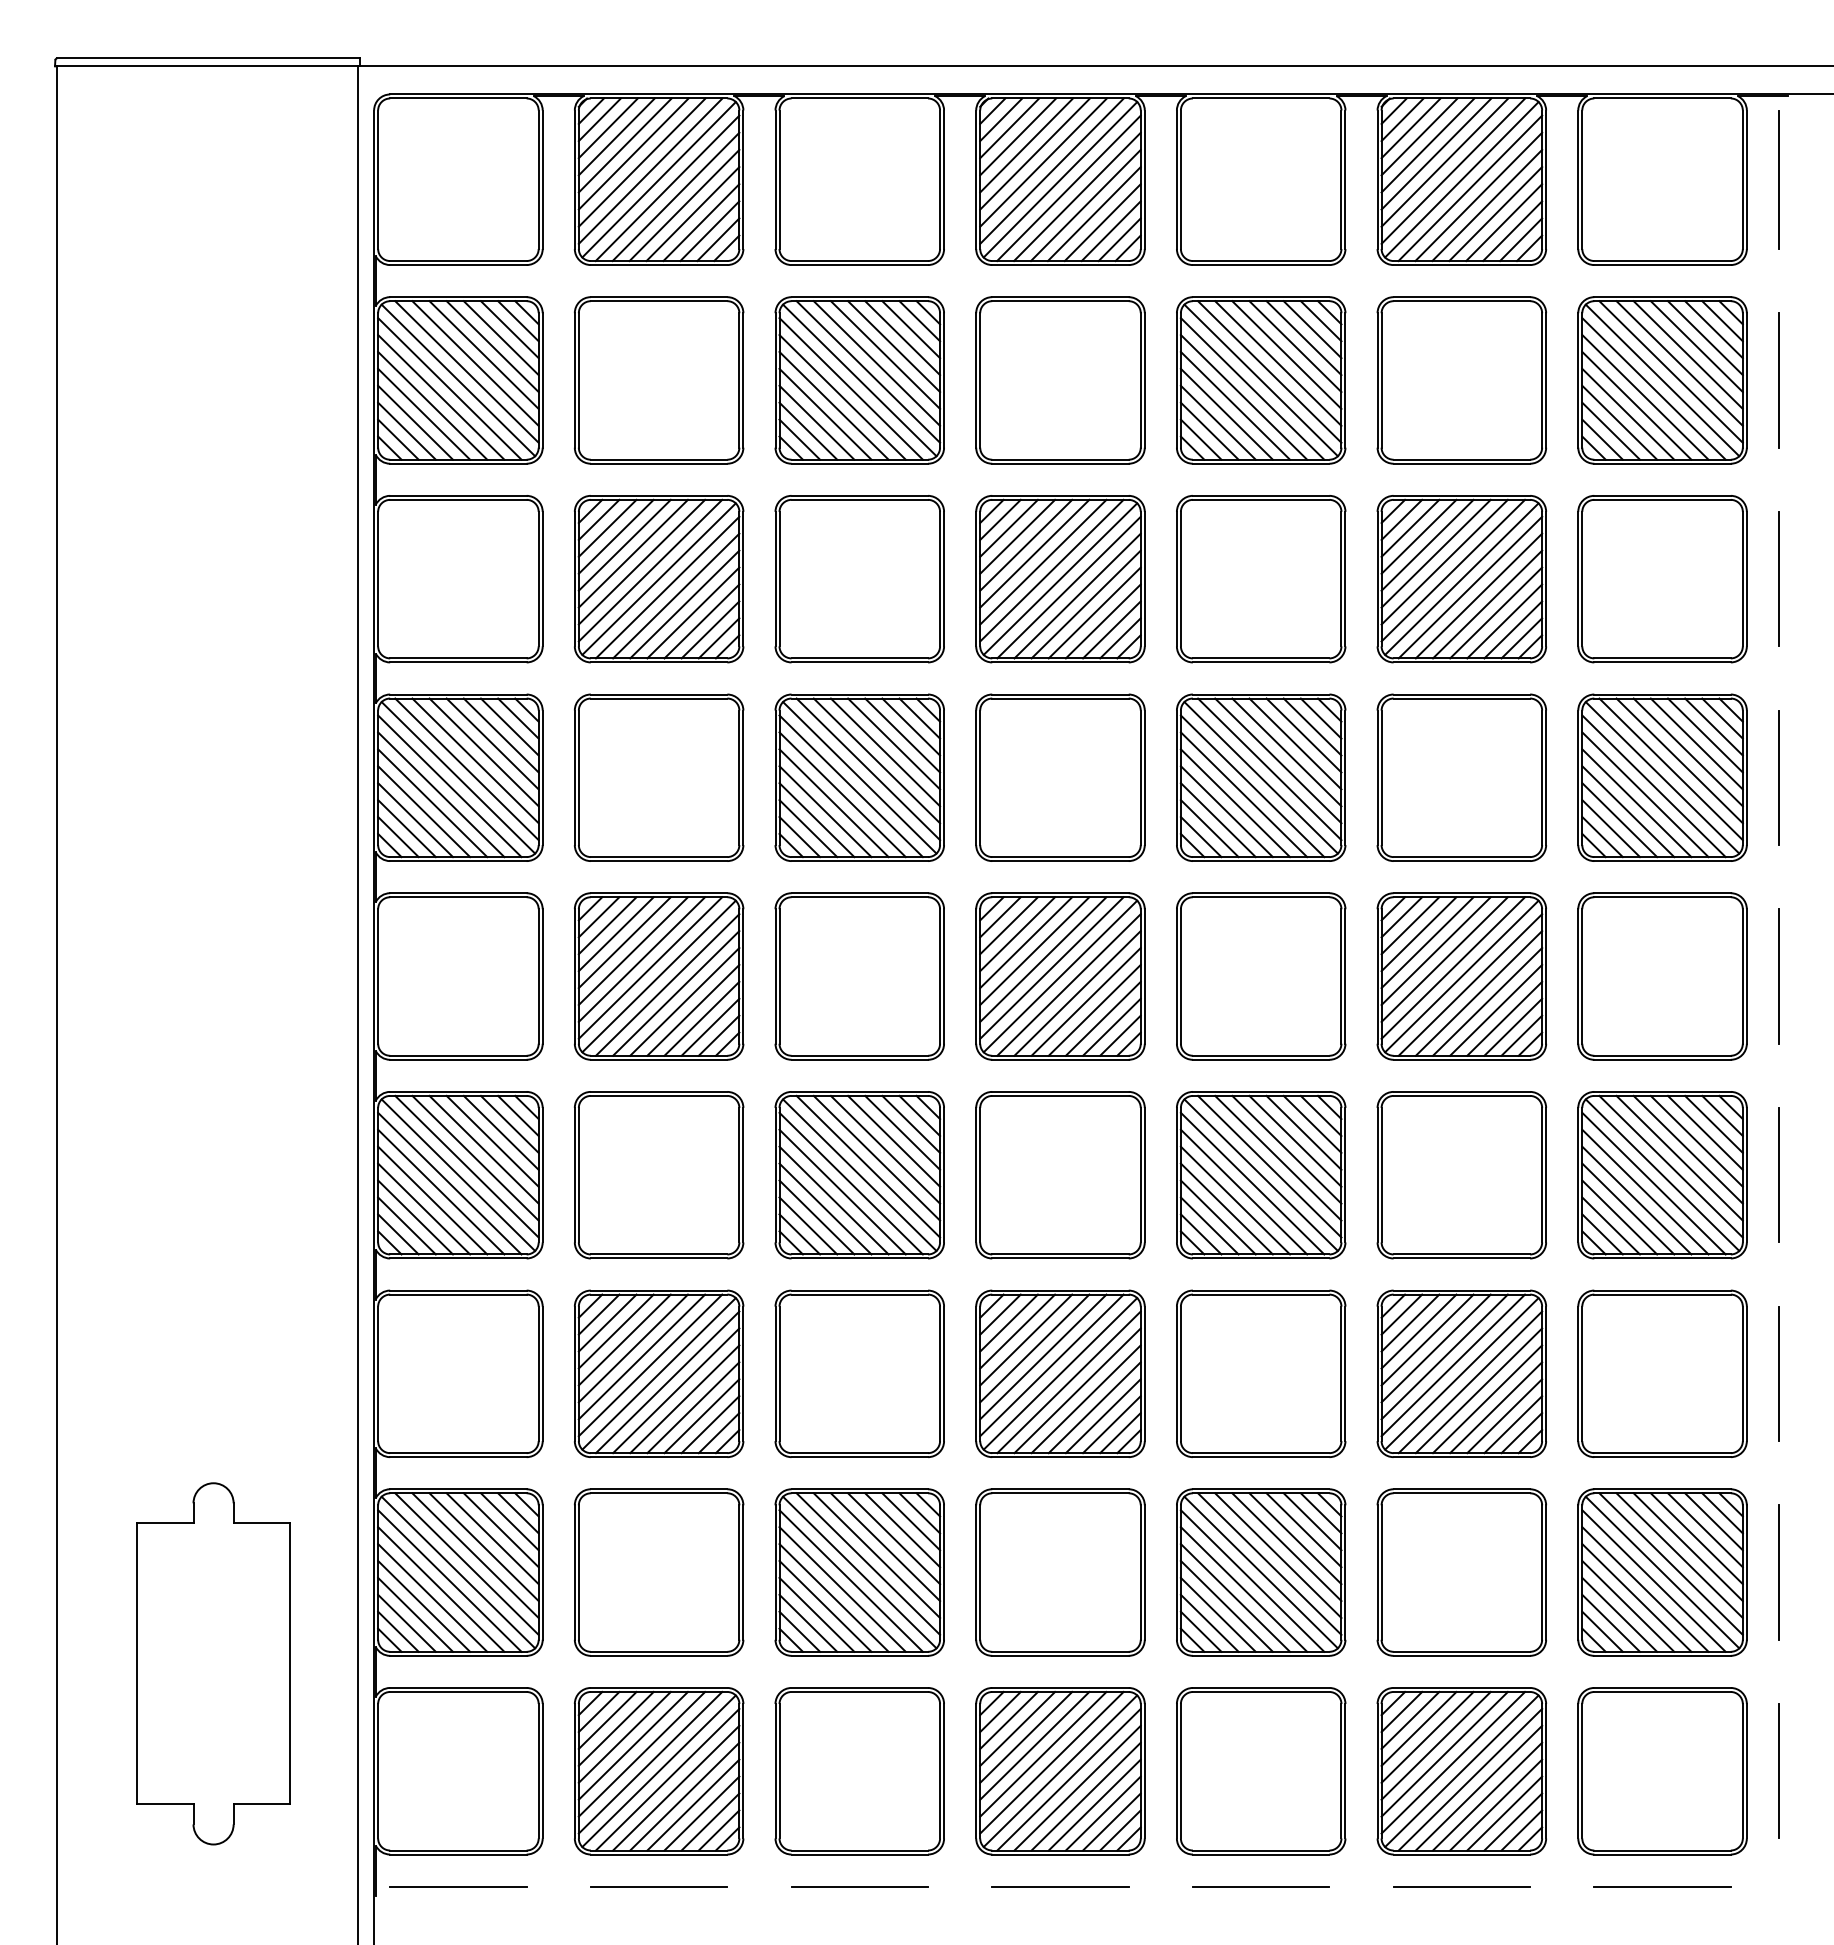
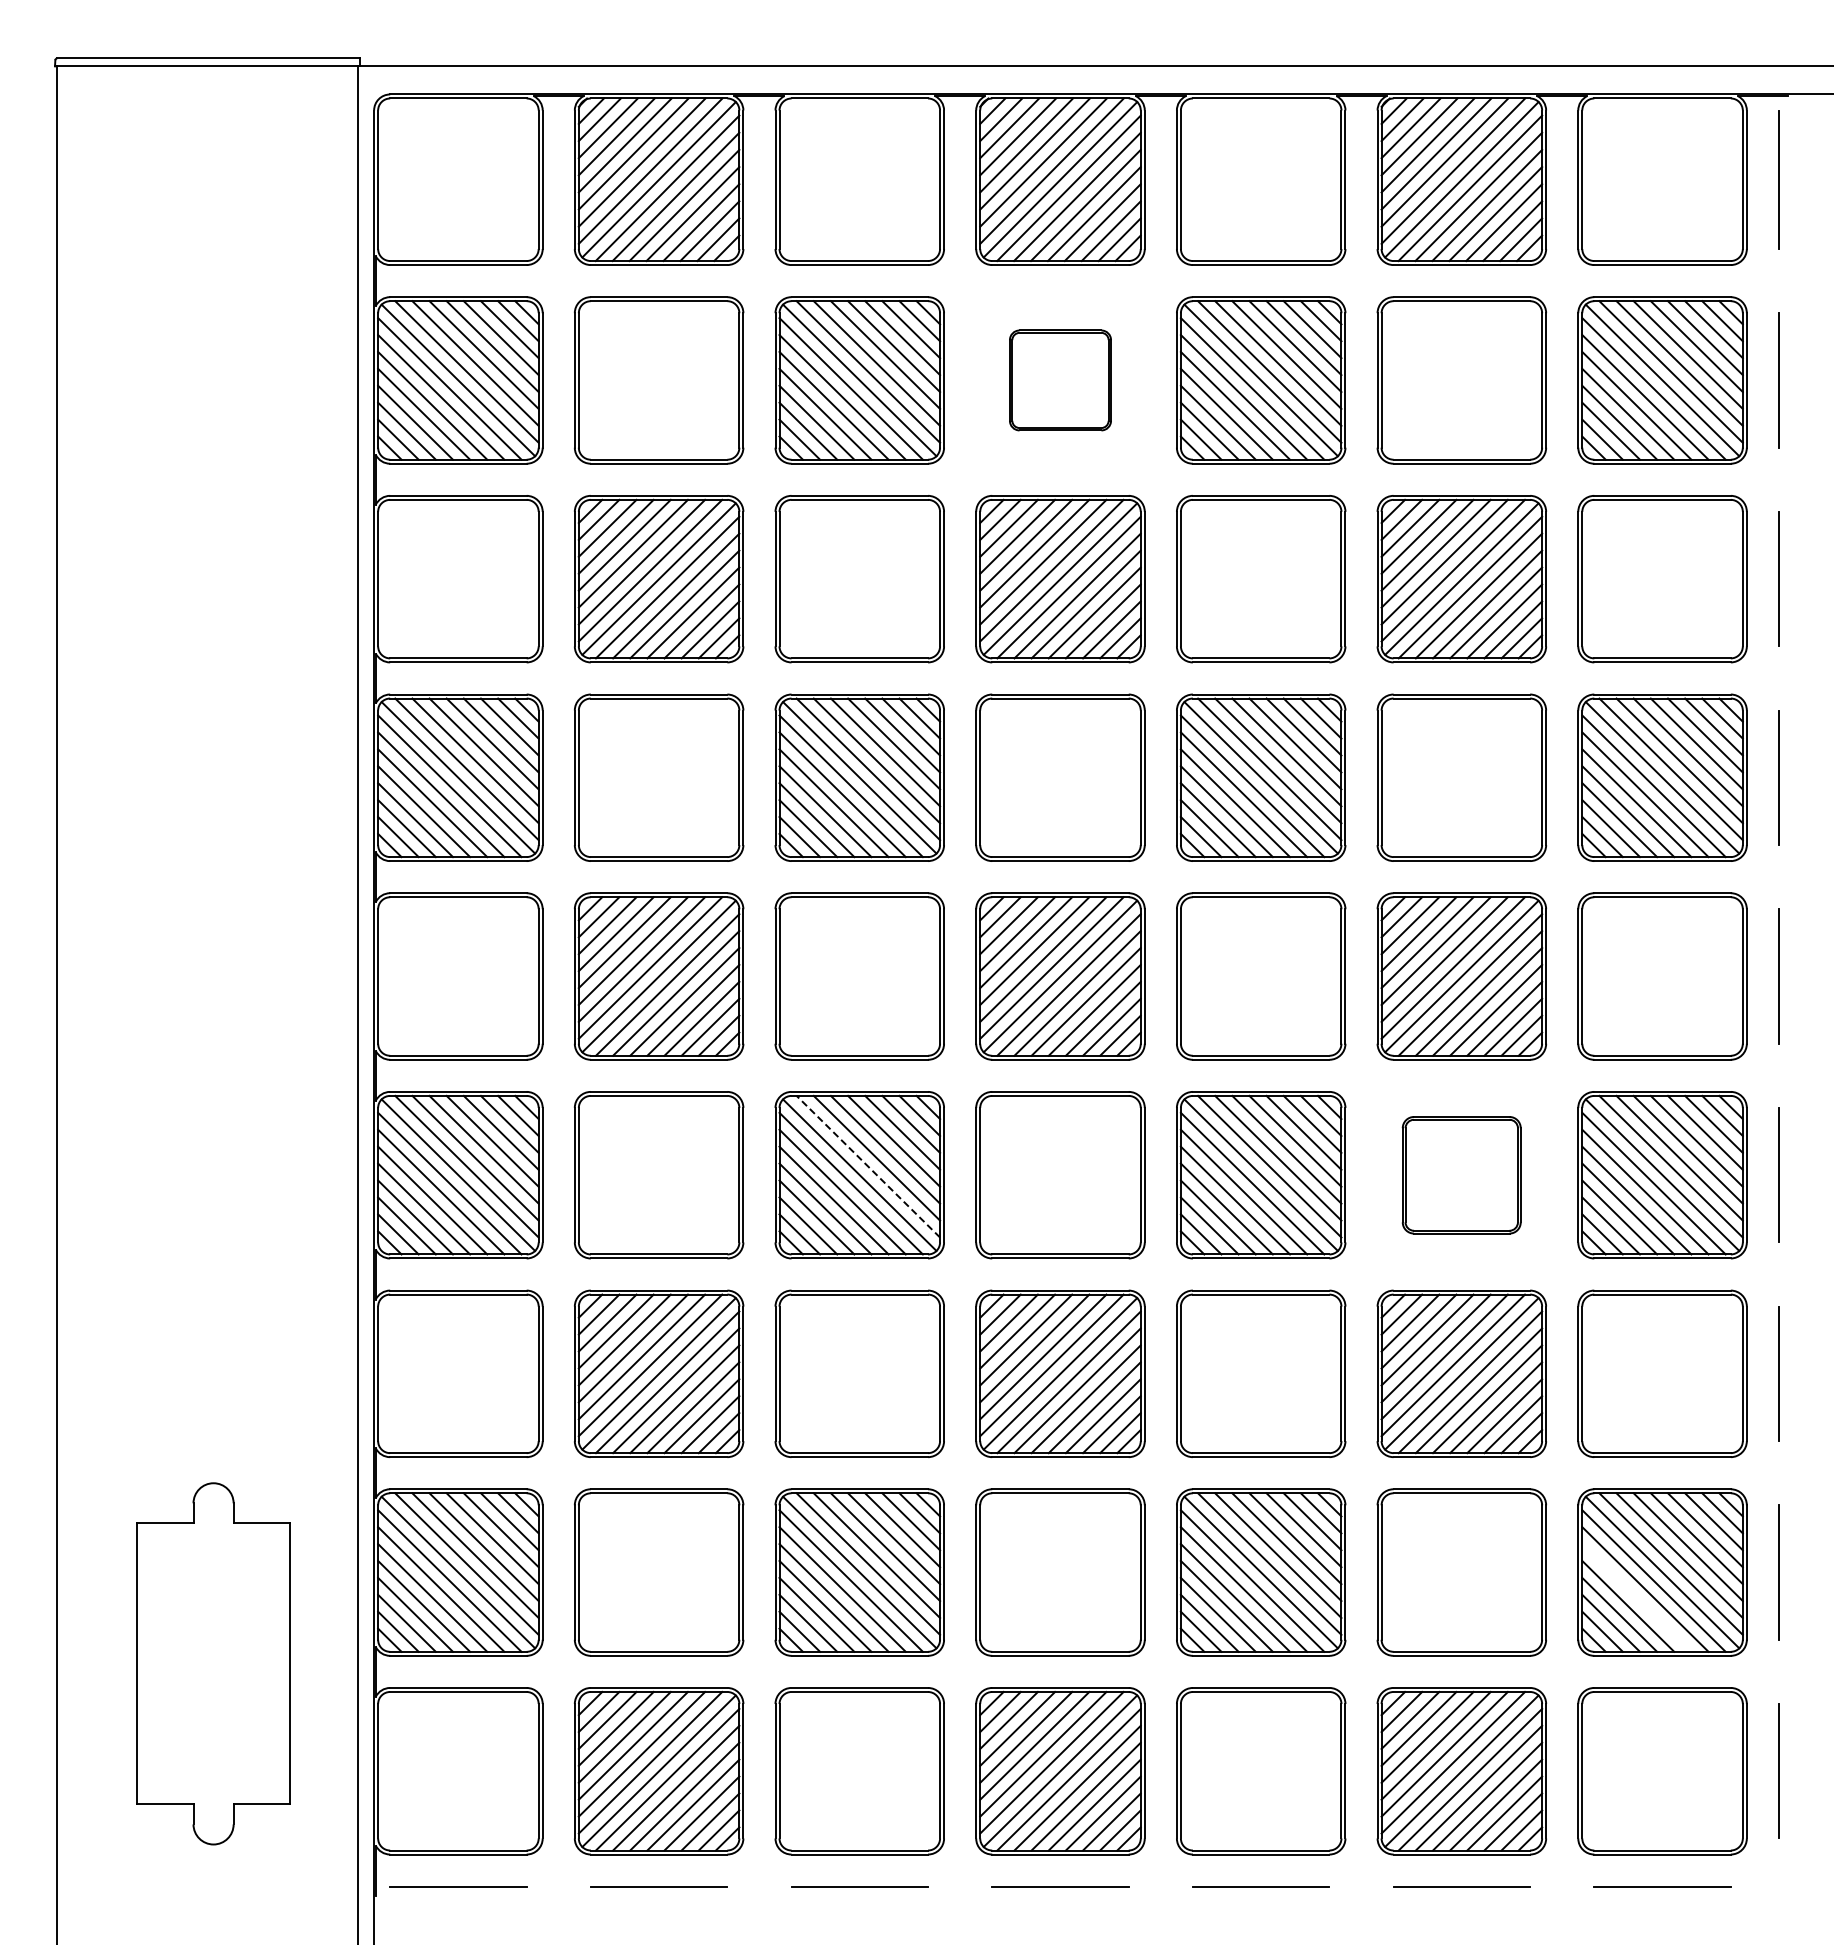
part size: 171x169 px -> 103x103 px (1060, 380)
line: solid -> dashed (868, 1166)
part size: 171x169 px -> 121x119 px (1461, 1175)
line: present -> none (1636, 1597)
